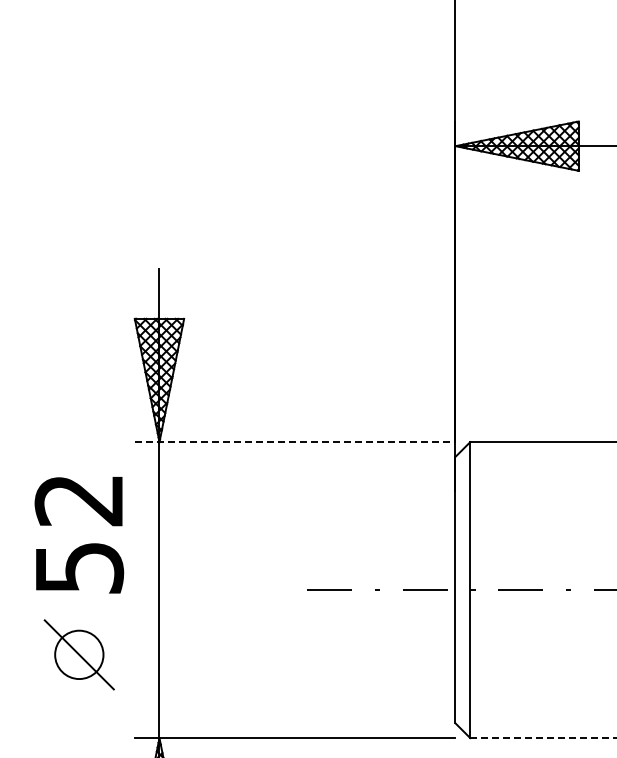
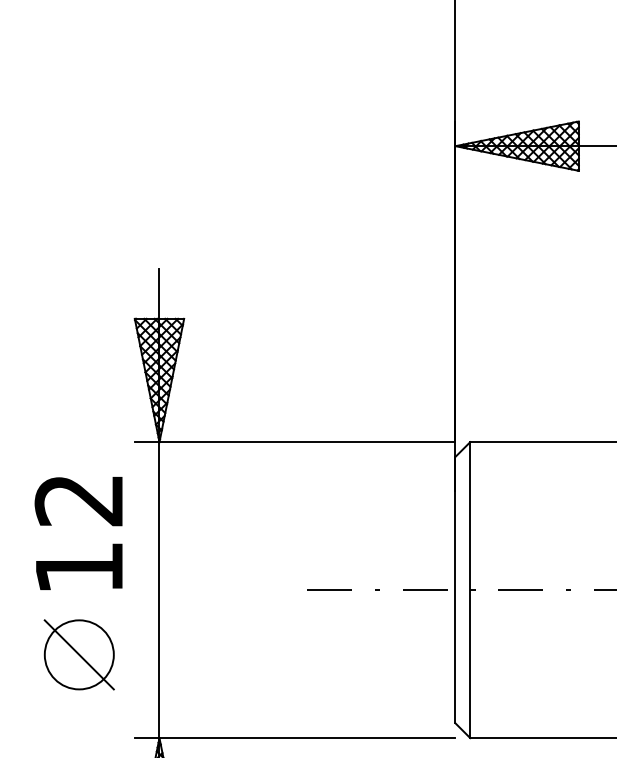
line: dashed -> solid (295, 442)
text: 52 -> 12 (80, 568)
circle diameter: 48 px -> 69 px (78, 654)
line: dashed -> solid (543, 738)
